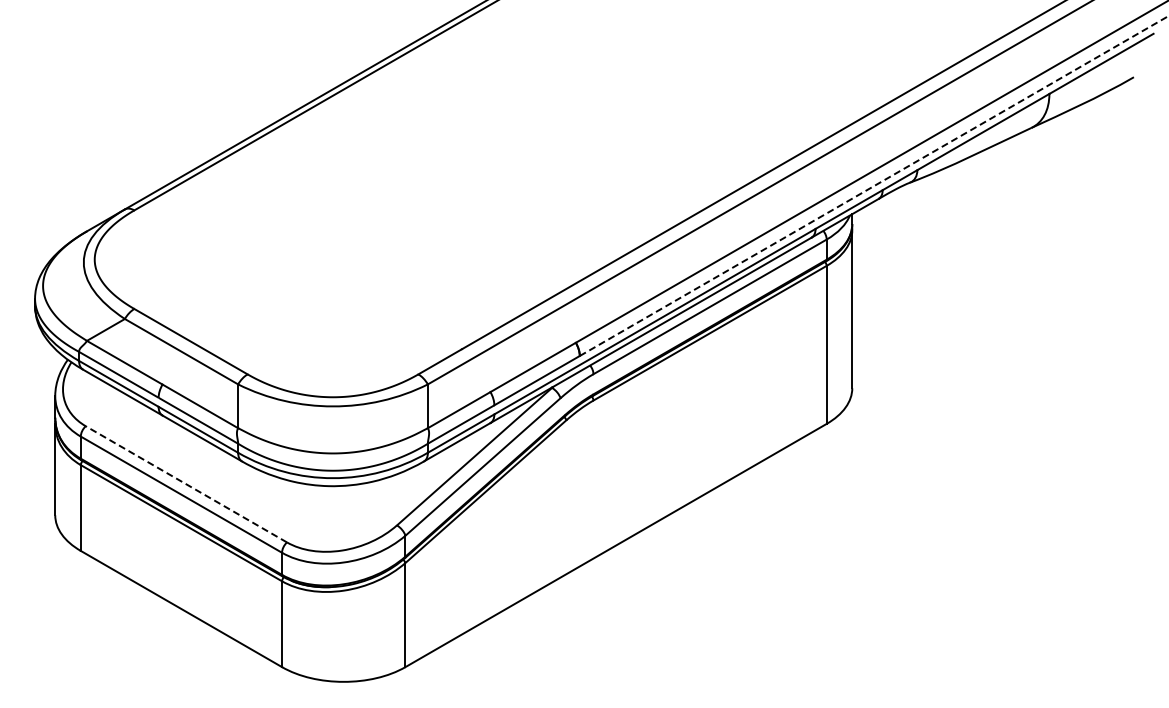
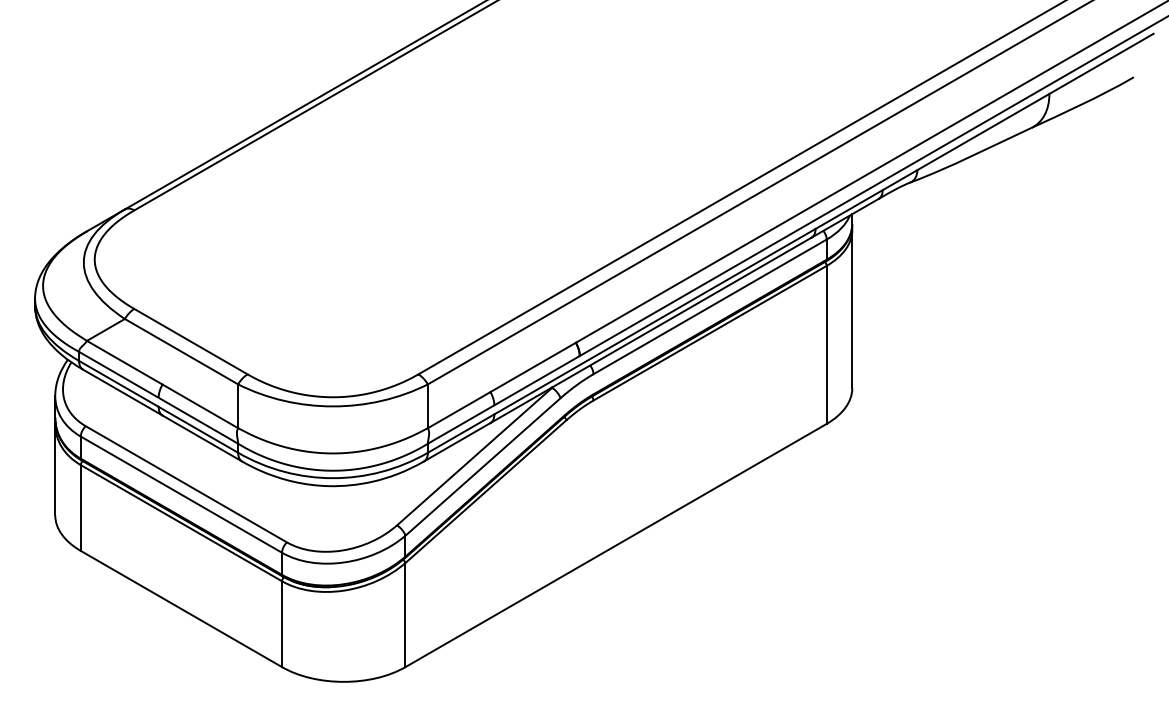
line: dashed -> solid (874, 186)
line: dashed -> solid (185, 484)
